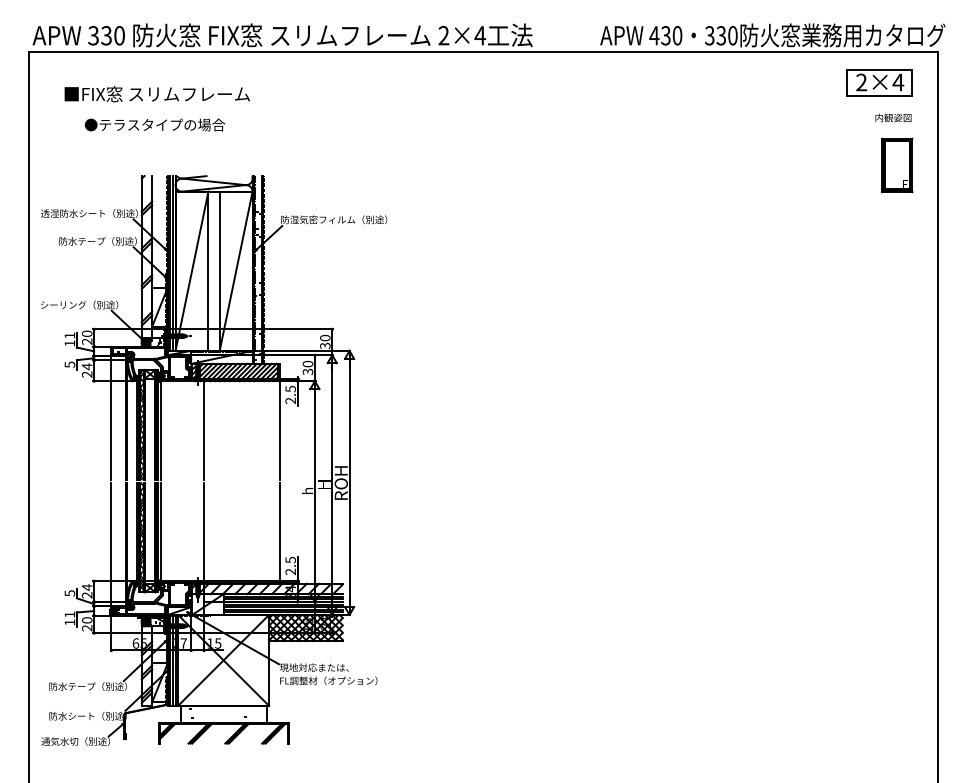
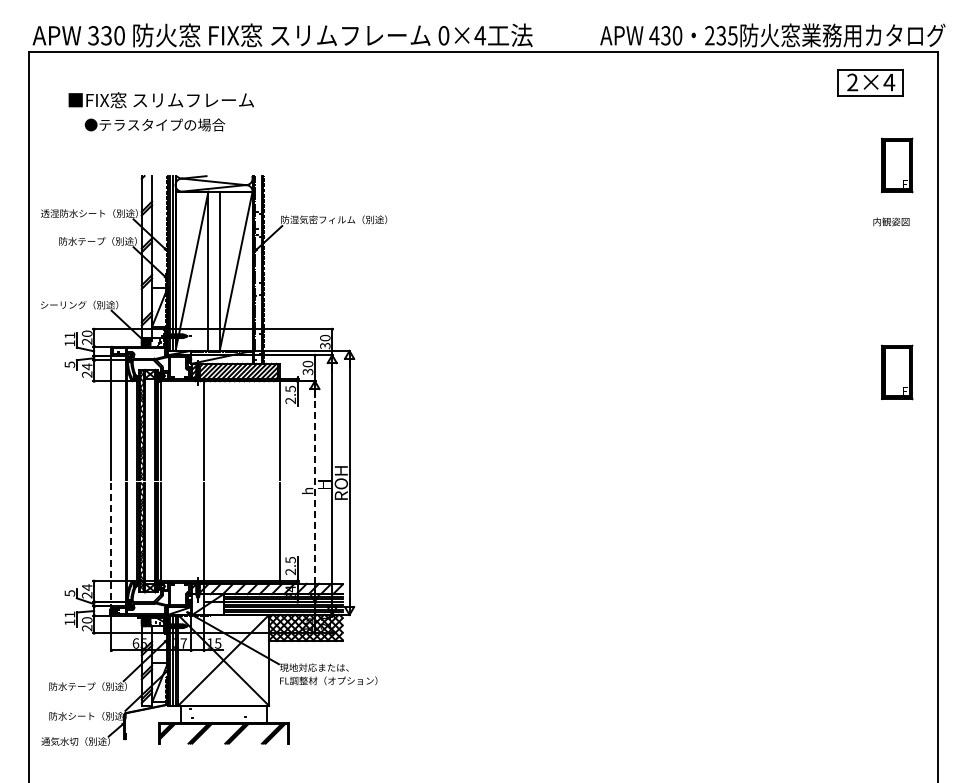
text: 2×4 -> 0×4 (443, 35)
text: 330 -> 235 (721, 35)
part position: (879, 82) -> (870, 82) (870, 82)
text position: (156, 94) -> (160, 100) (160, 100)
text position: (893, 117) -> (891, 221) (891, 221)
part: none -> present (897, 372)
line: solid -> dashed (314, 492)
line: solid -> dashed (111, 545)
